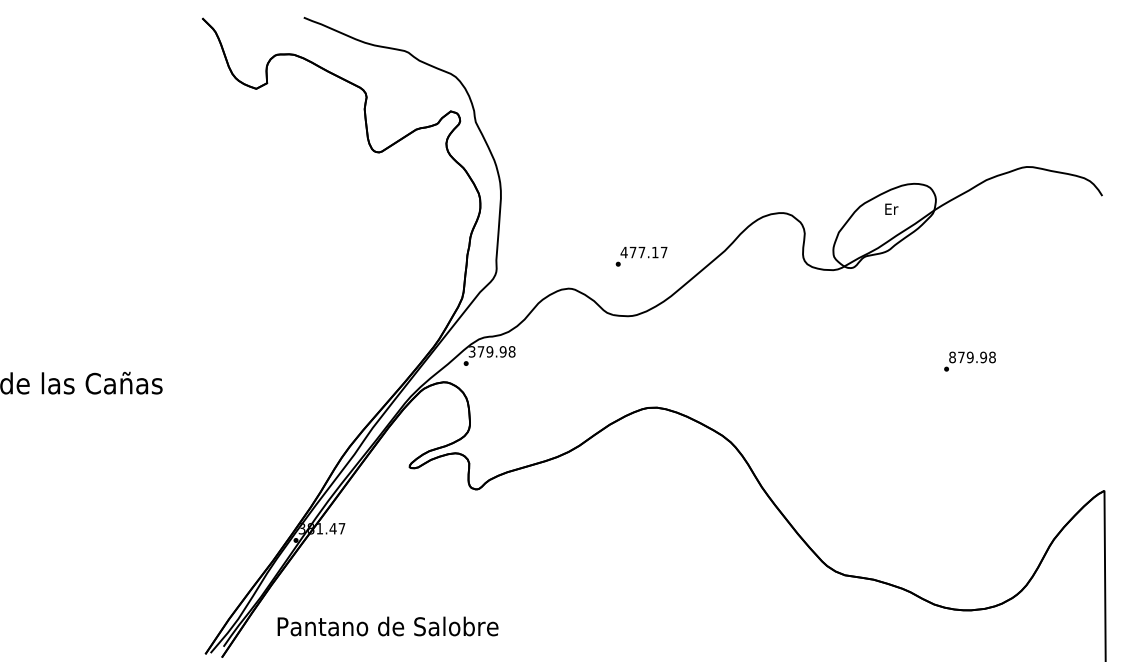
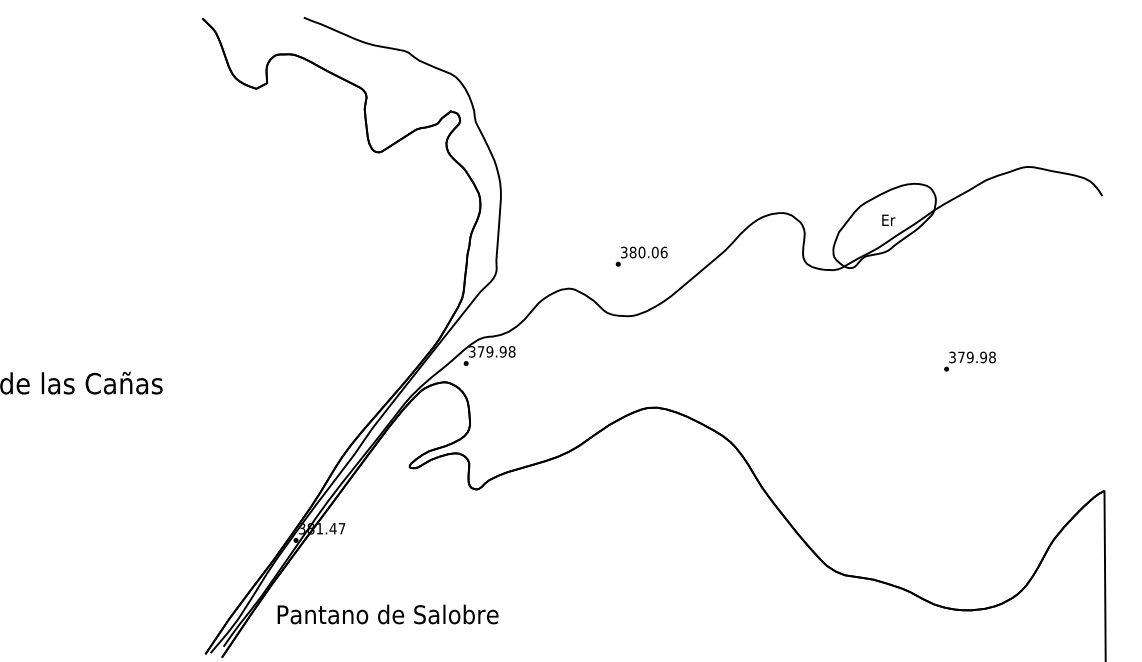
text position: (891, 208) -> (888, 219) (888, 219)
text: 477.17 -> 380.06 (643, 252)
text: 879.98 -> 379.98 (952, 357)
text position: (387, 626) -> (387, 614) (387, 614)
